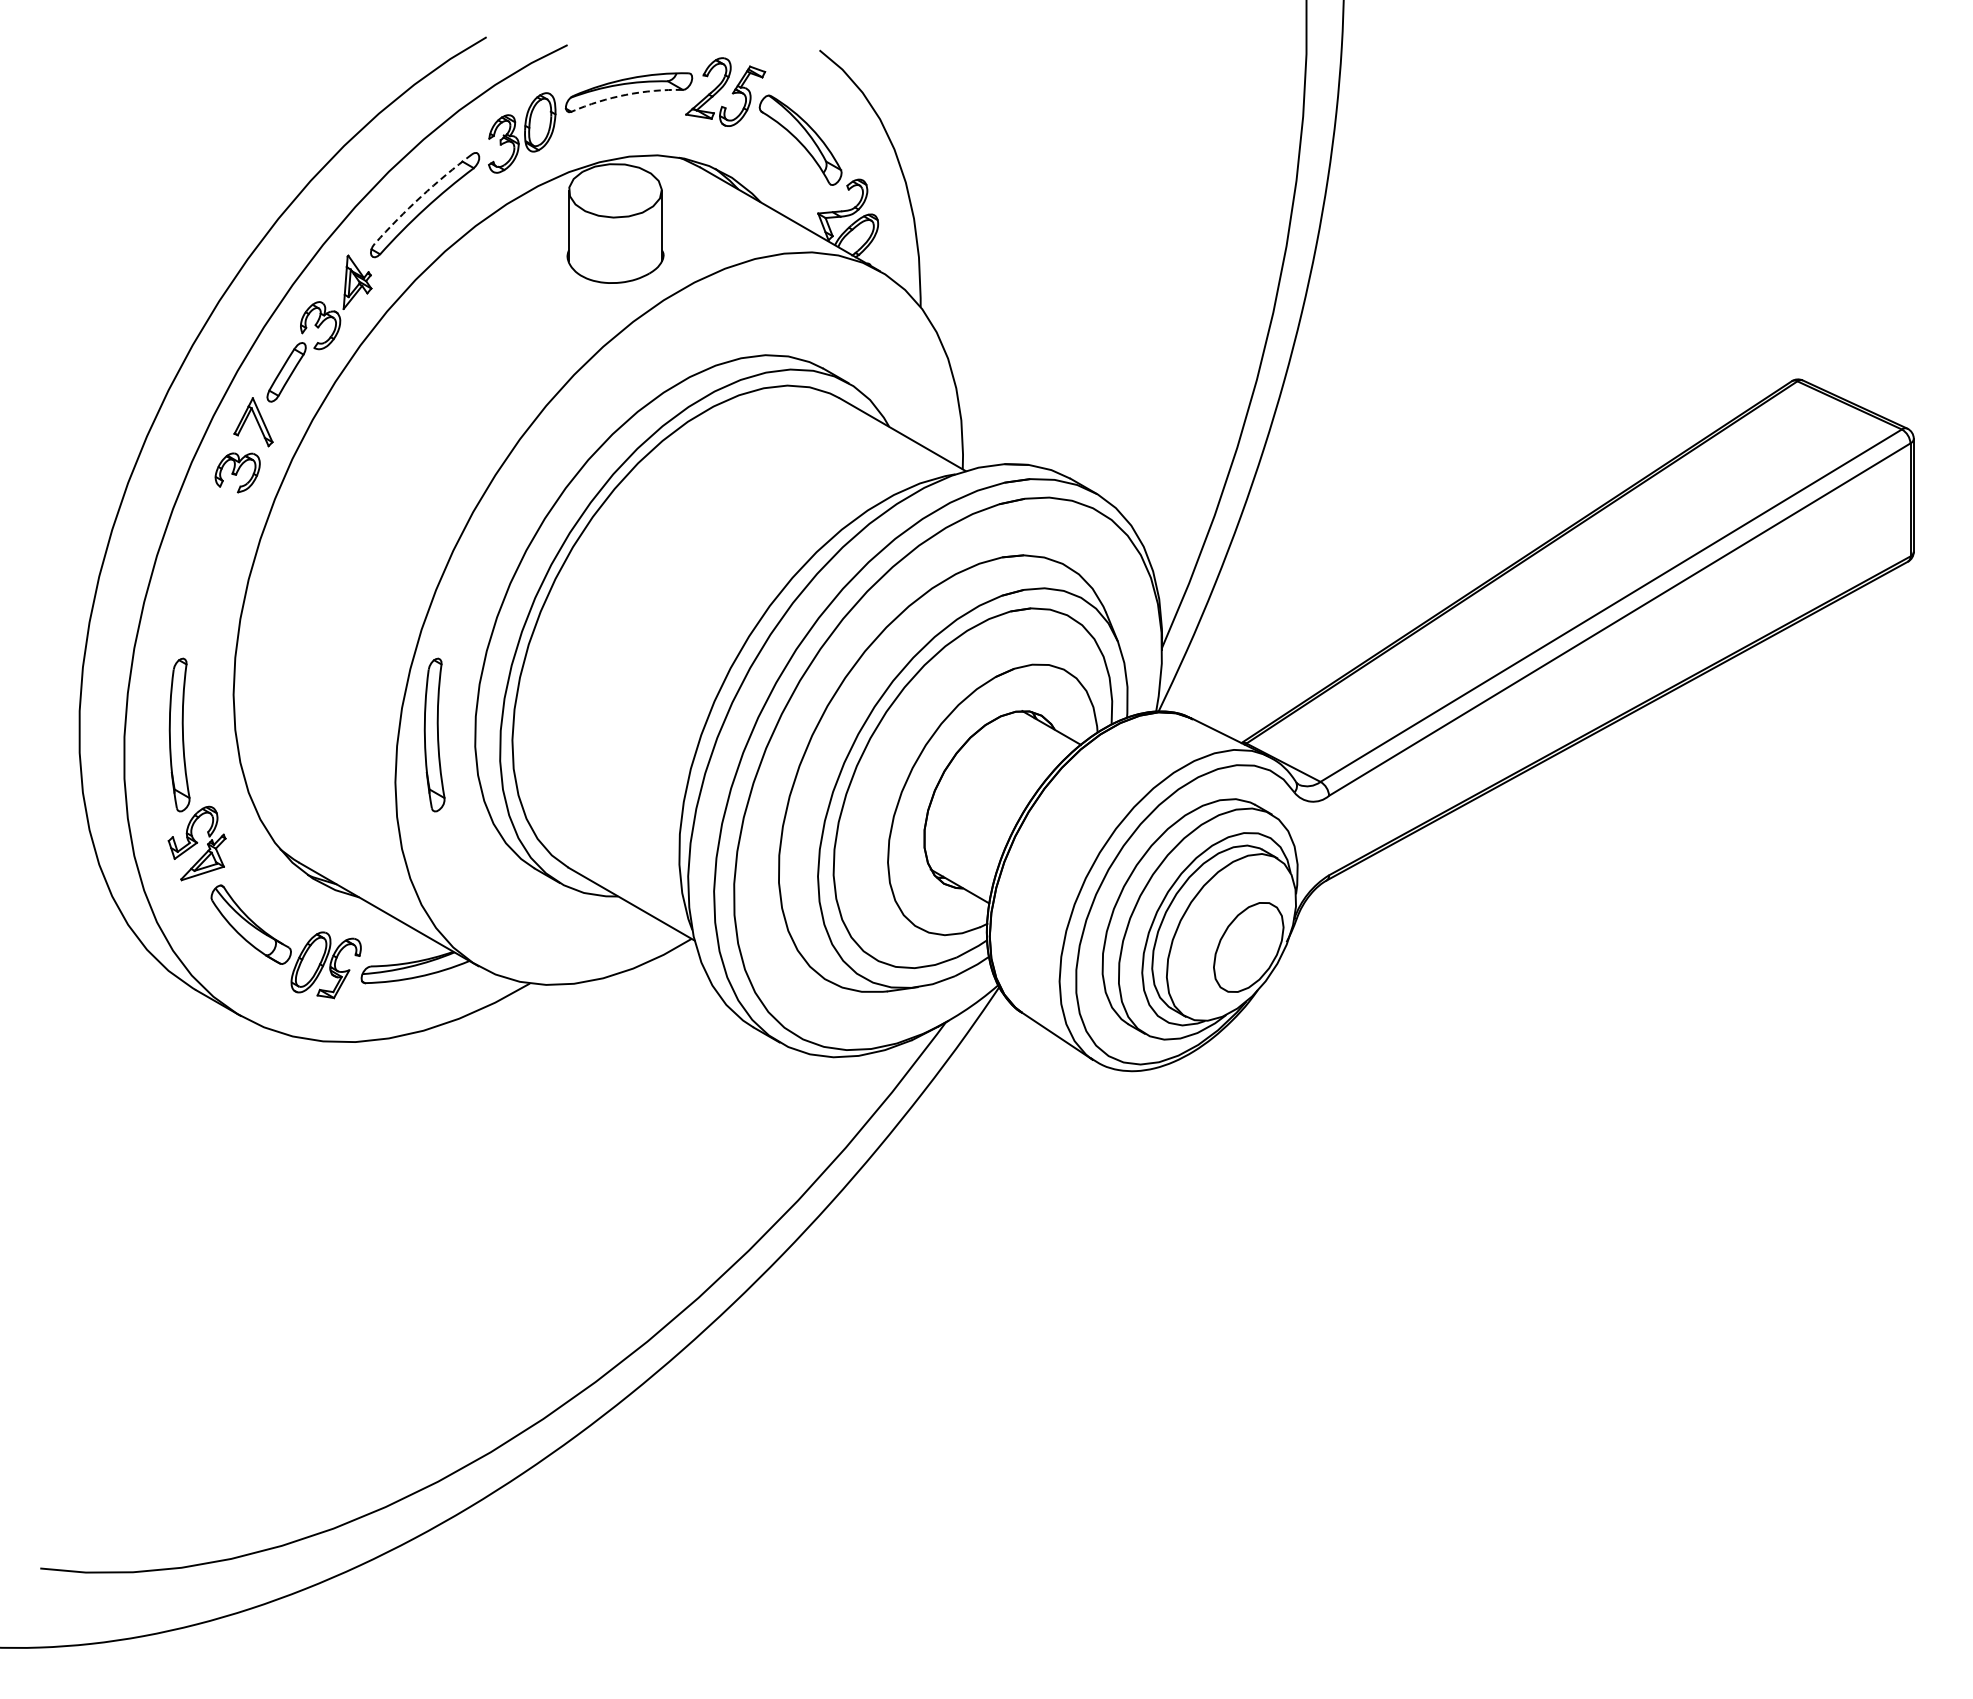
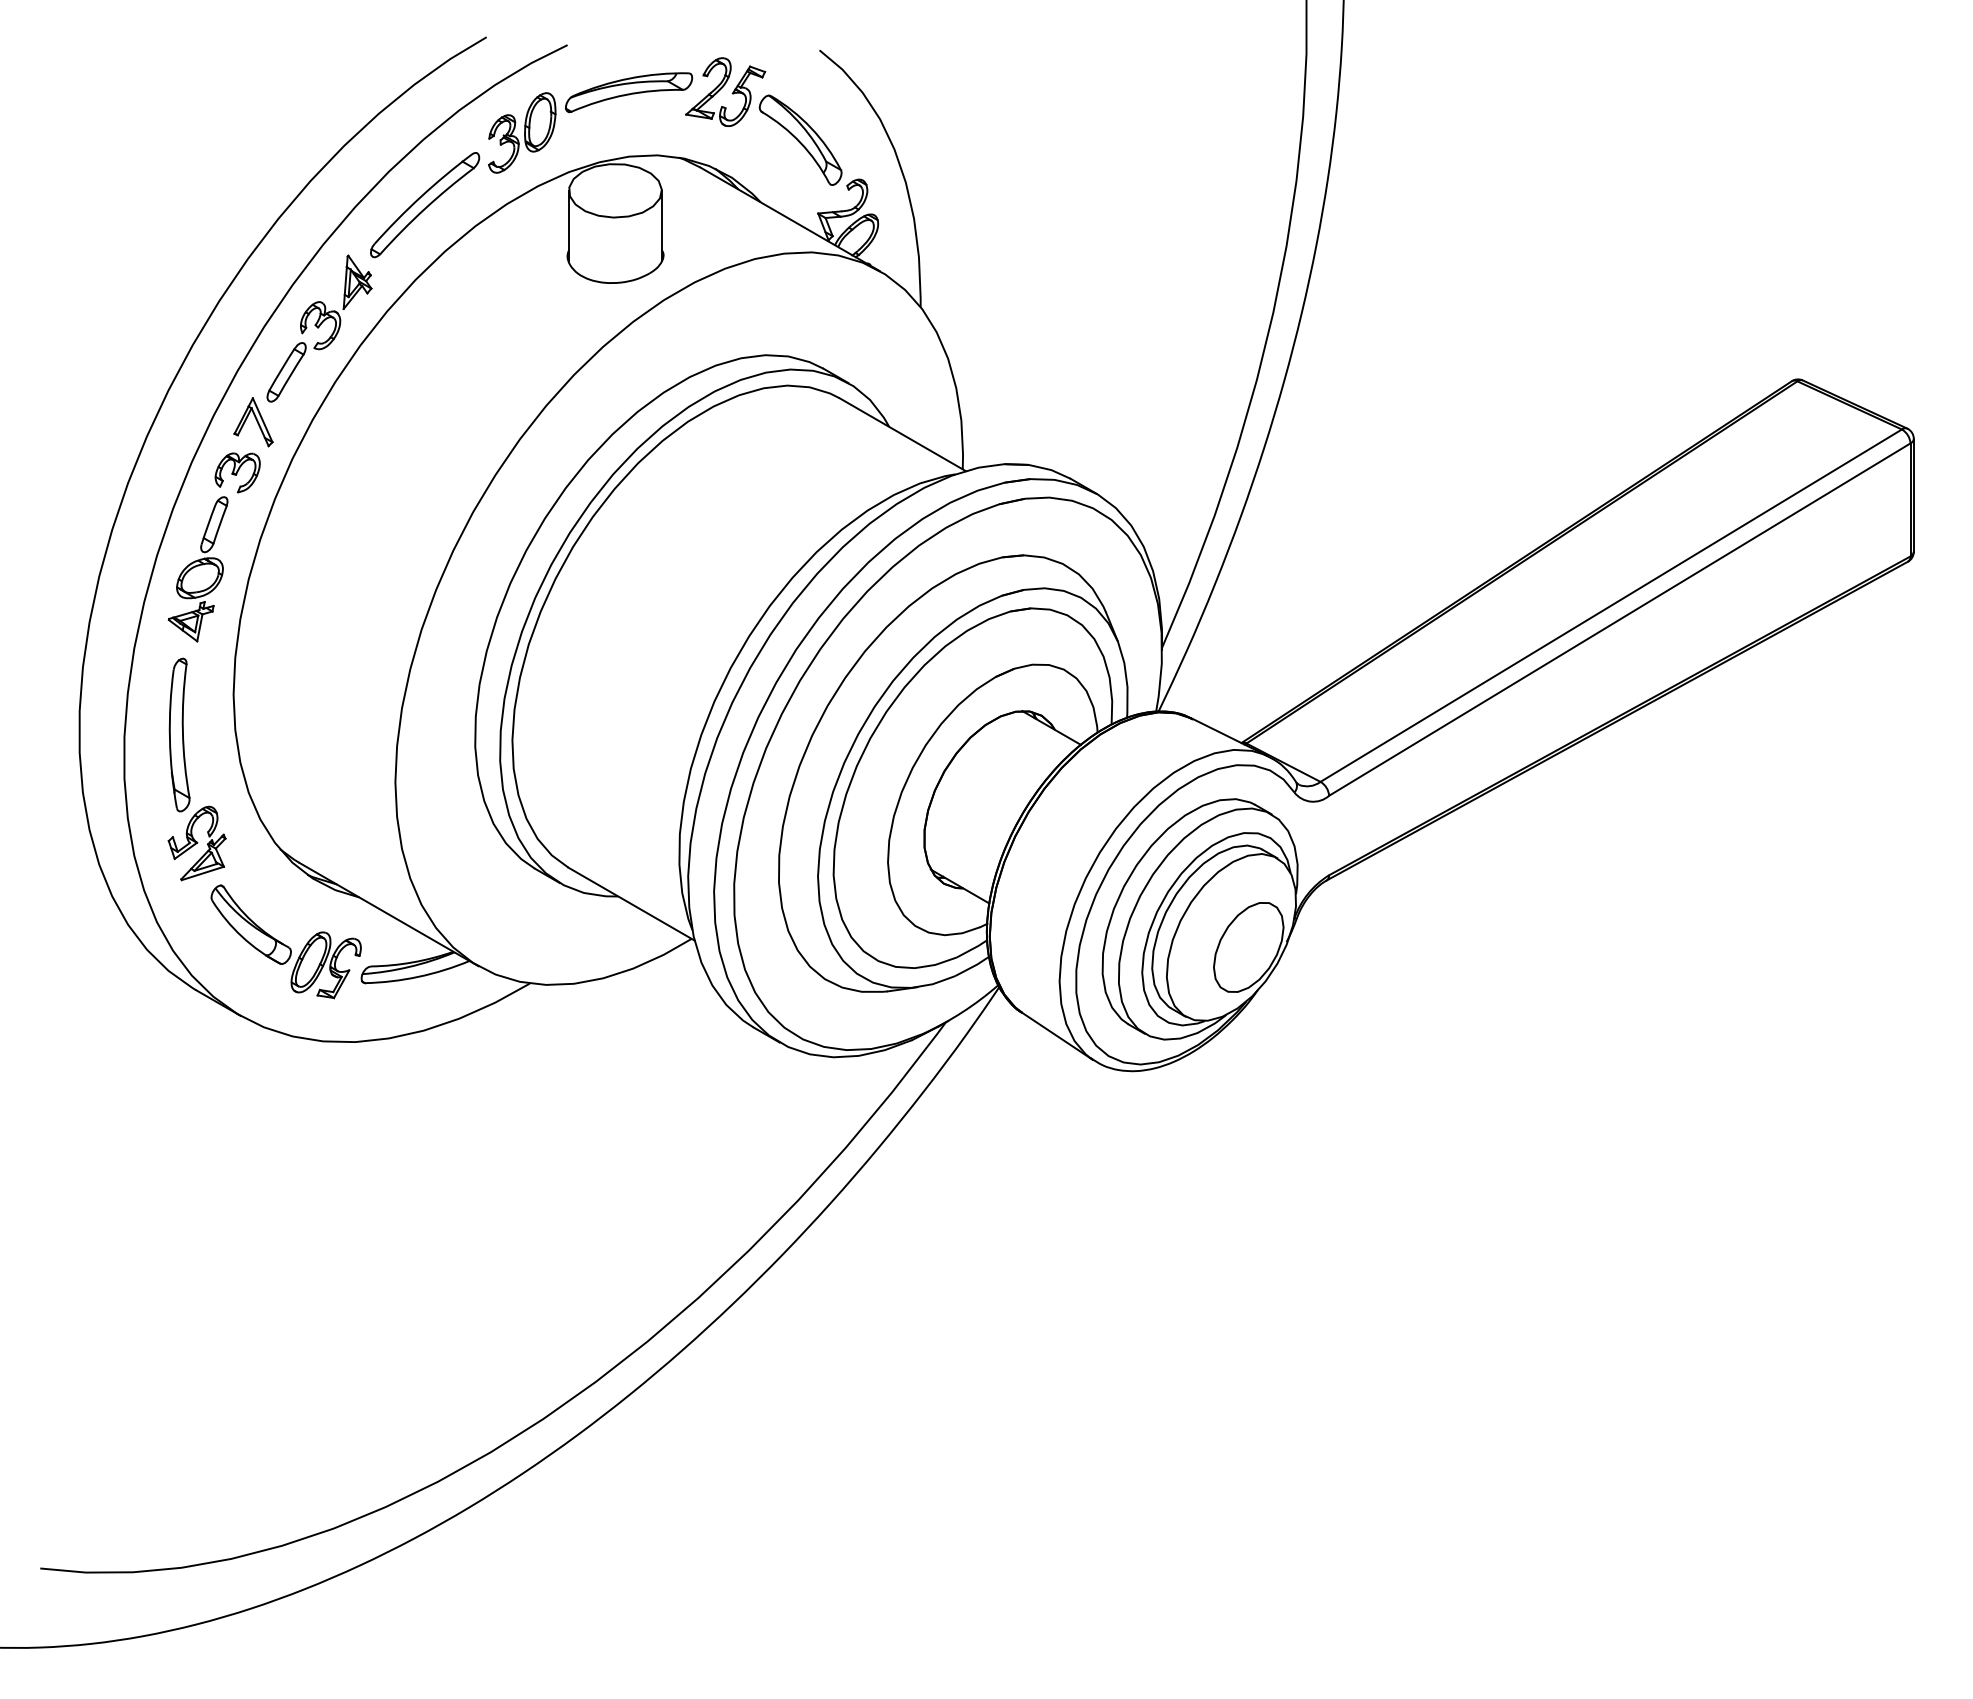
arc: dashed -> solid (625, 94)
arc: dashed -> solid (421, 196)
part: none -> present (197, 569)
part: present -> none (434, 734)
